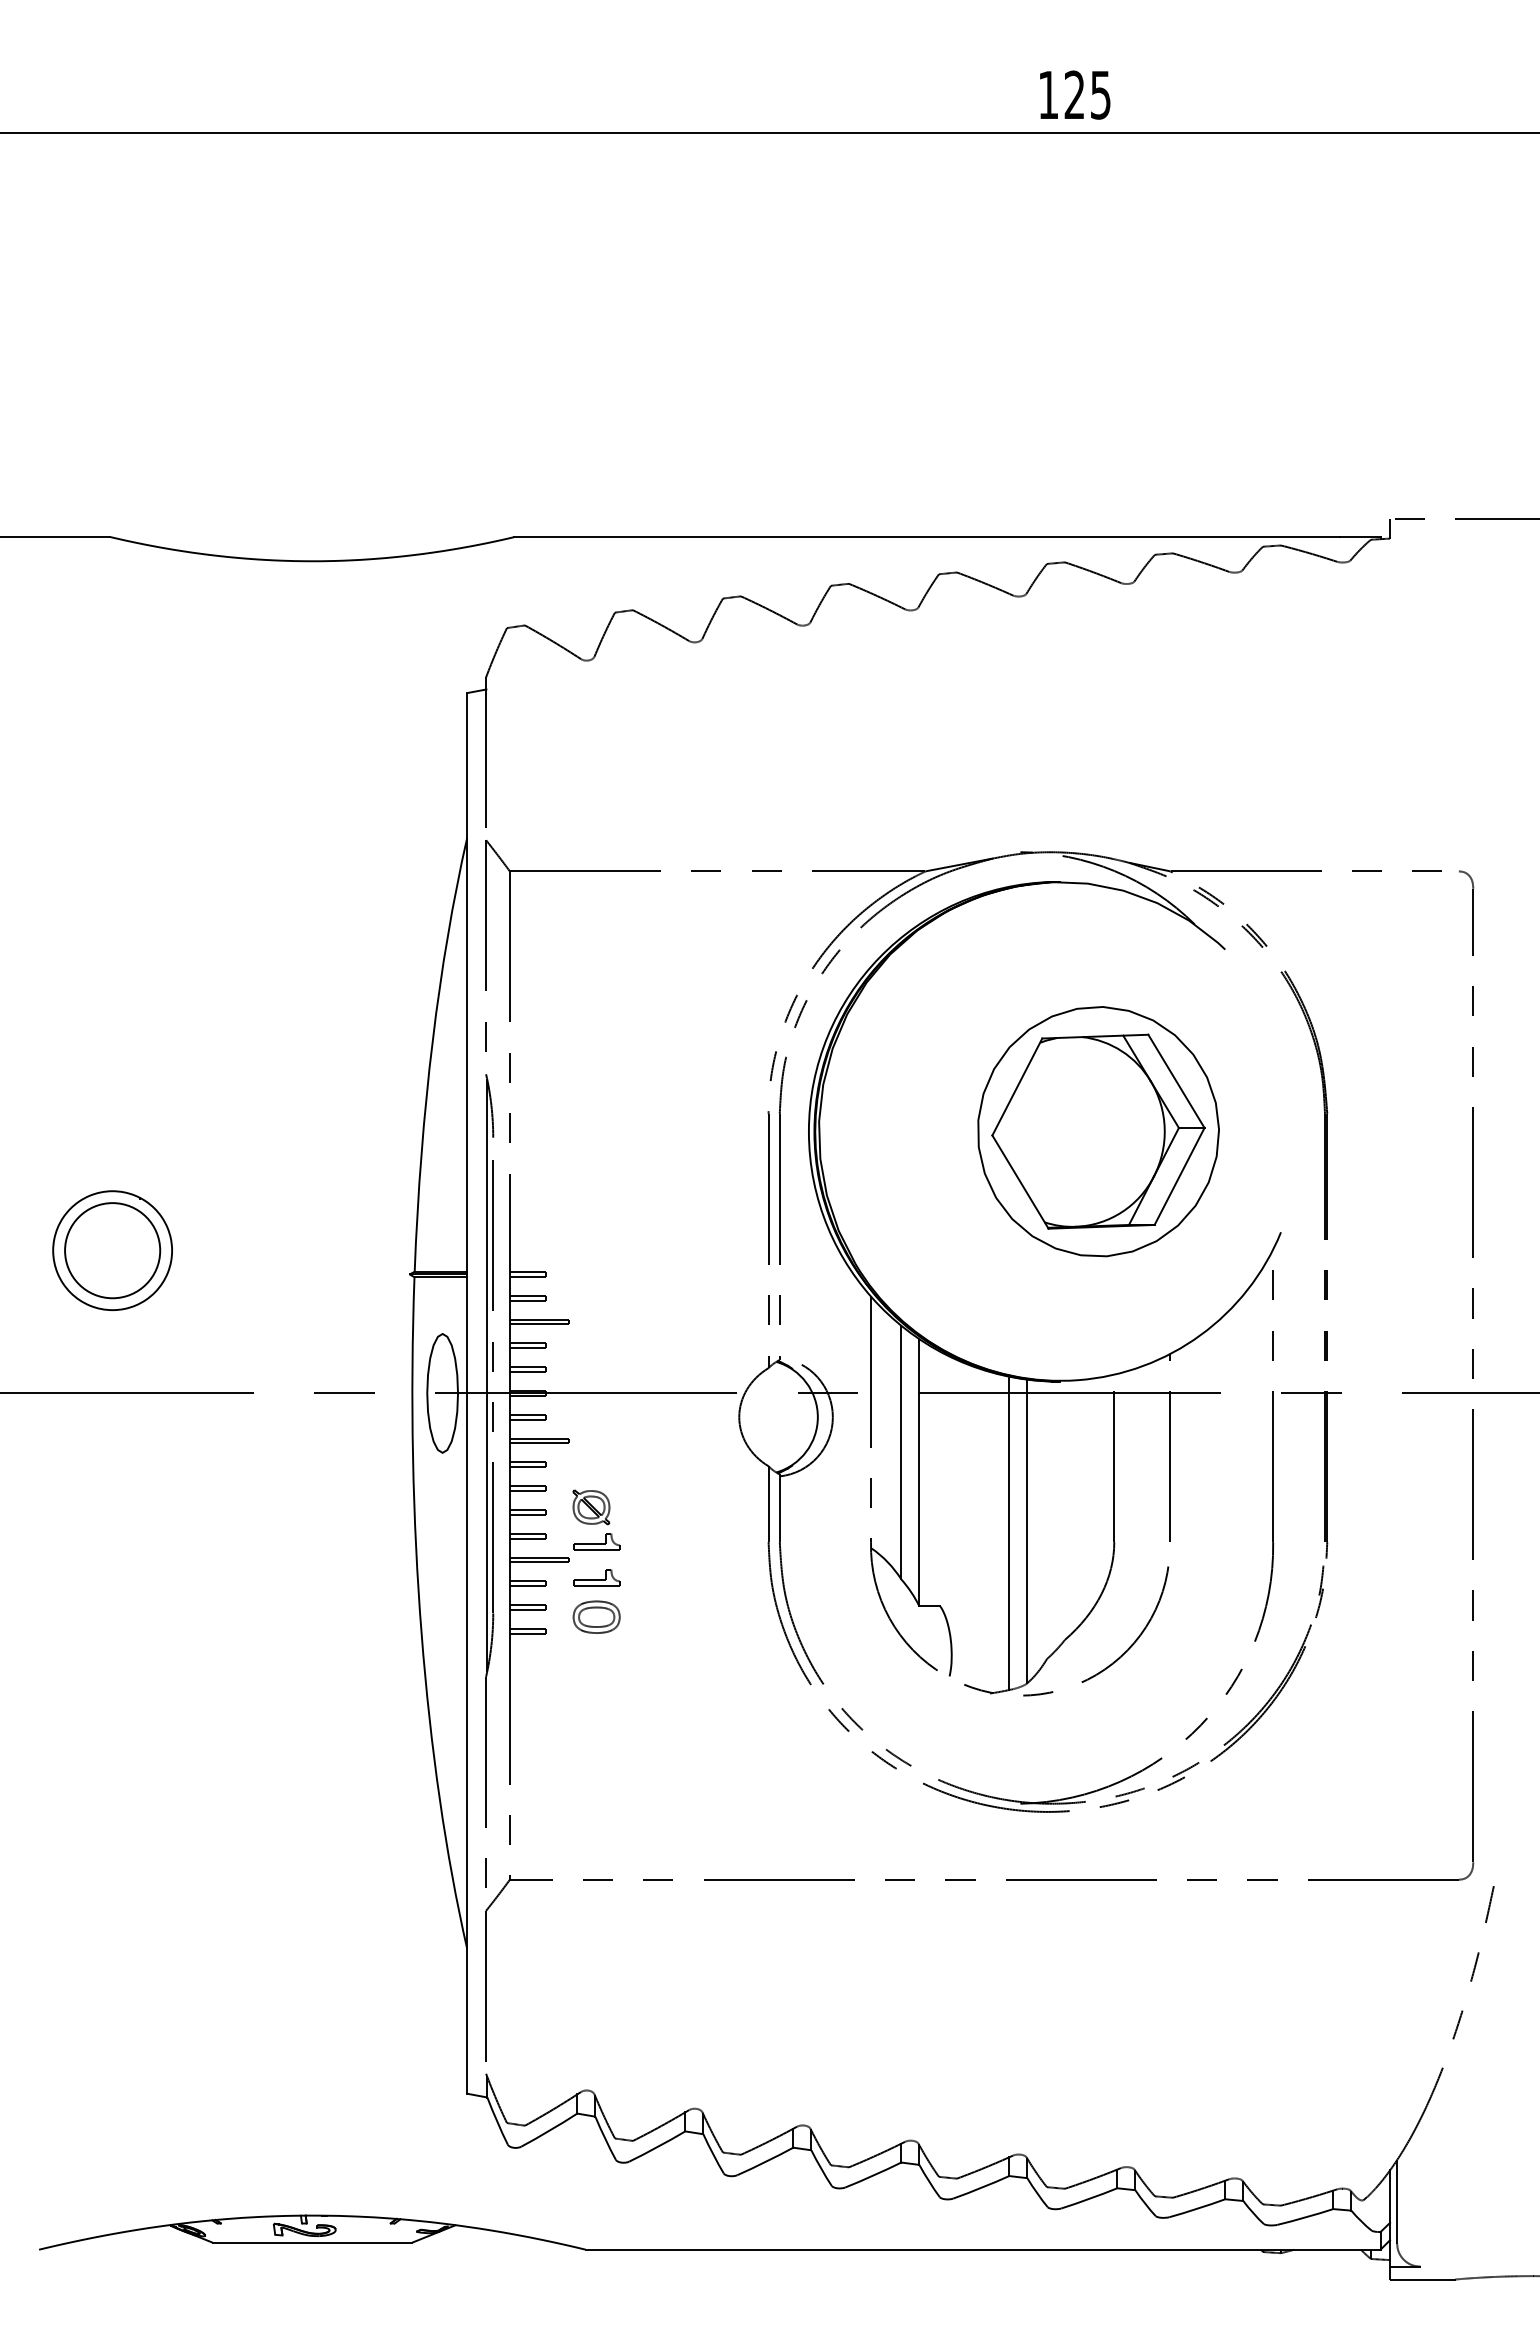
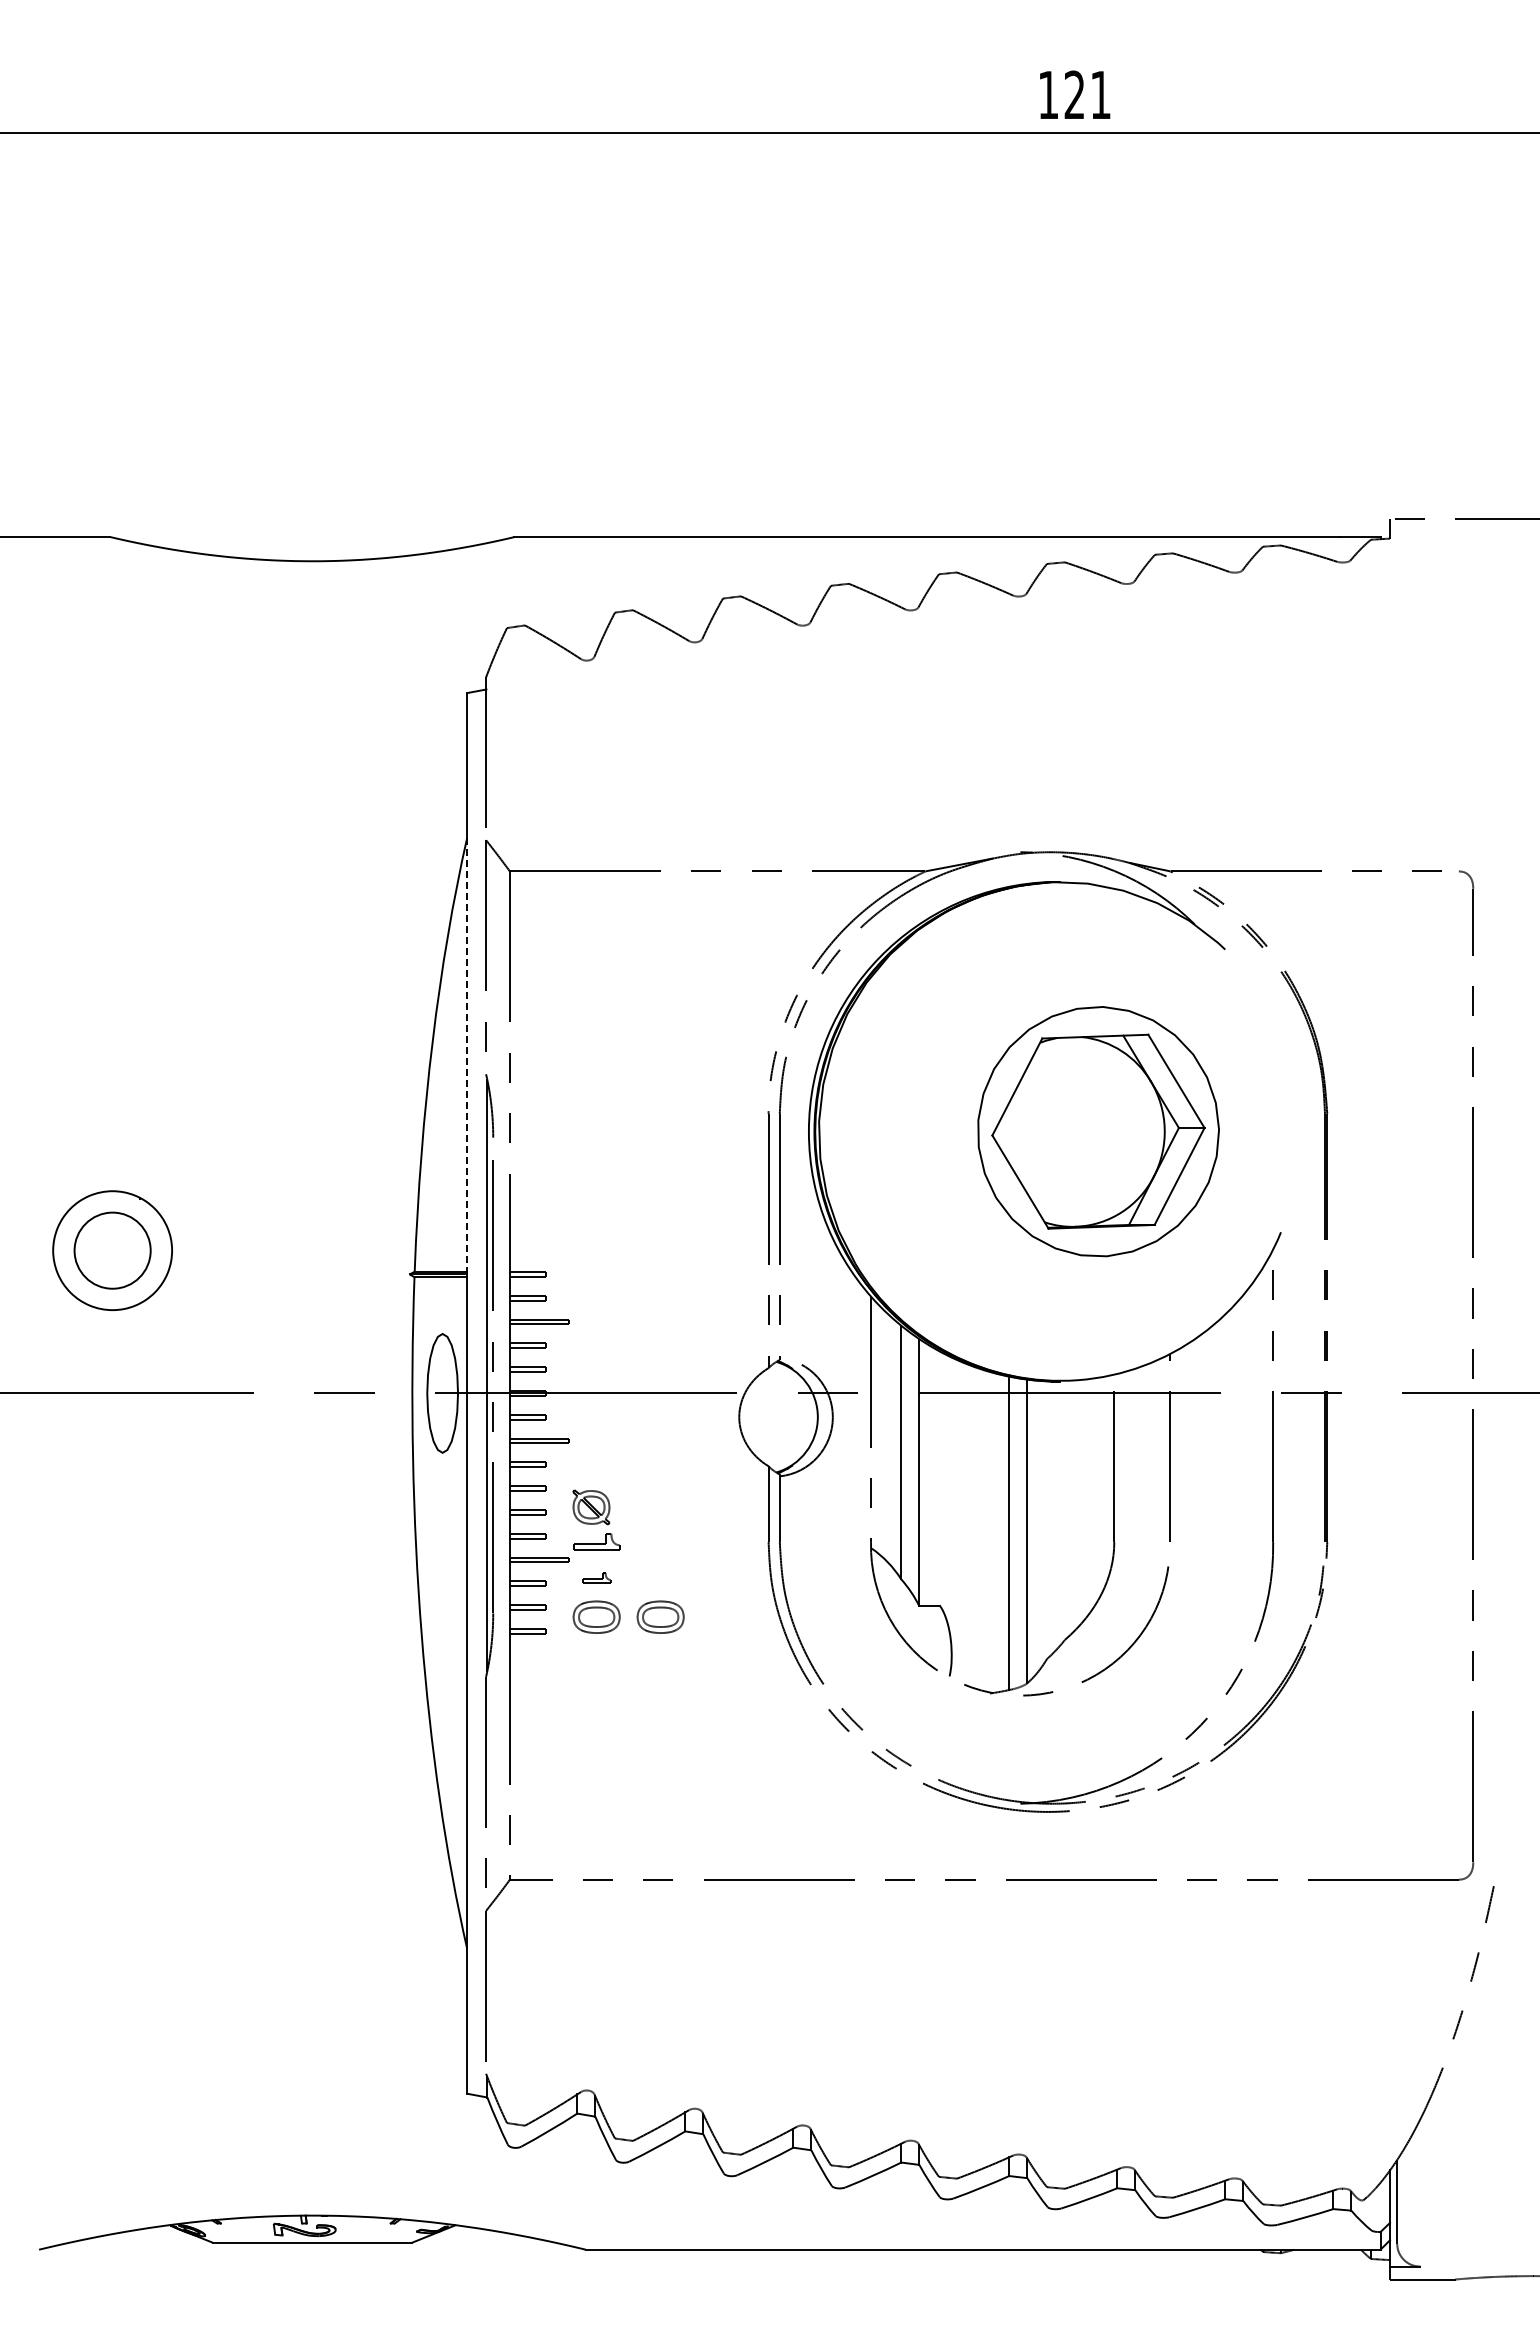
text: 125 -> 121 (1100, 95)
line: solid -> dashed (467, 1055)
circle diameter: 95 px -> 76 px (112, 1250)
part size: 48x18 px -> 30x12 px (596, 1577)
part: none -> present (660, 1616)
